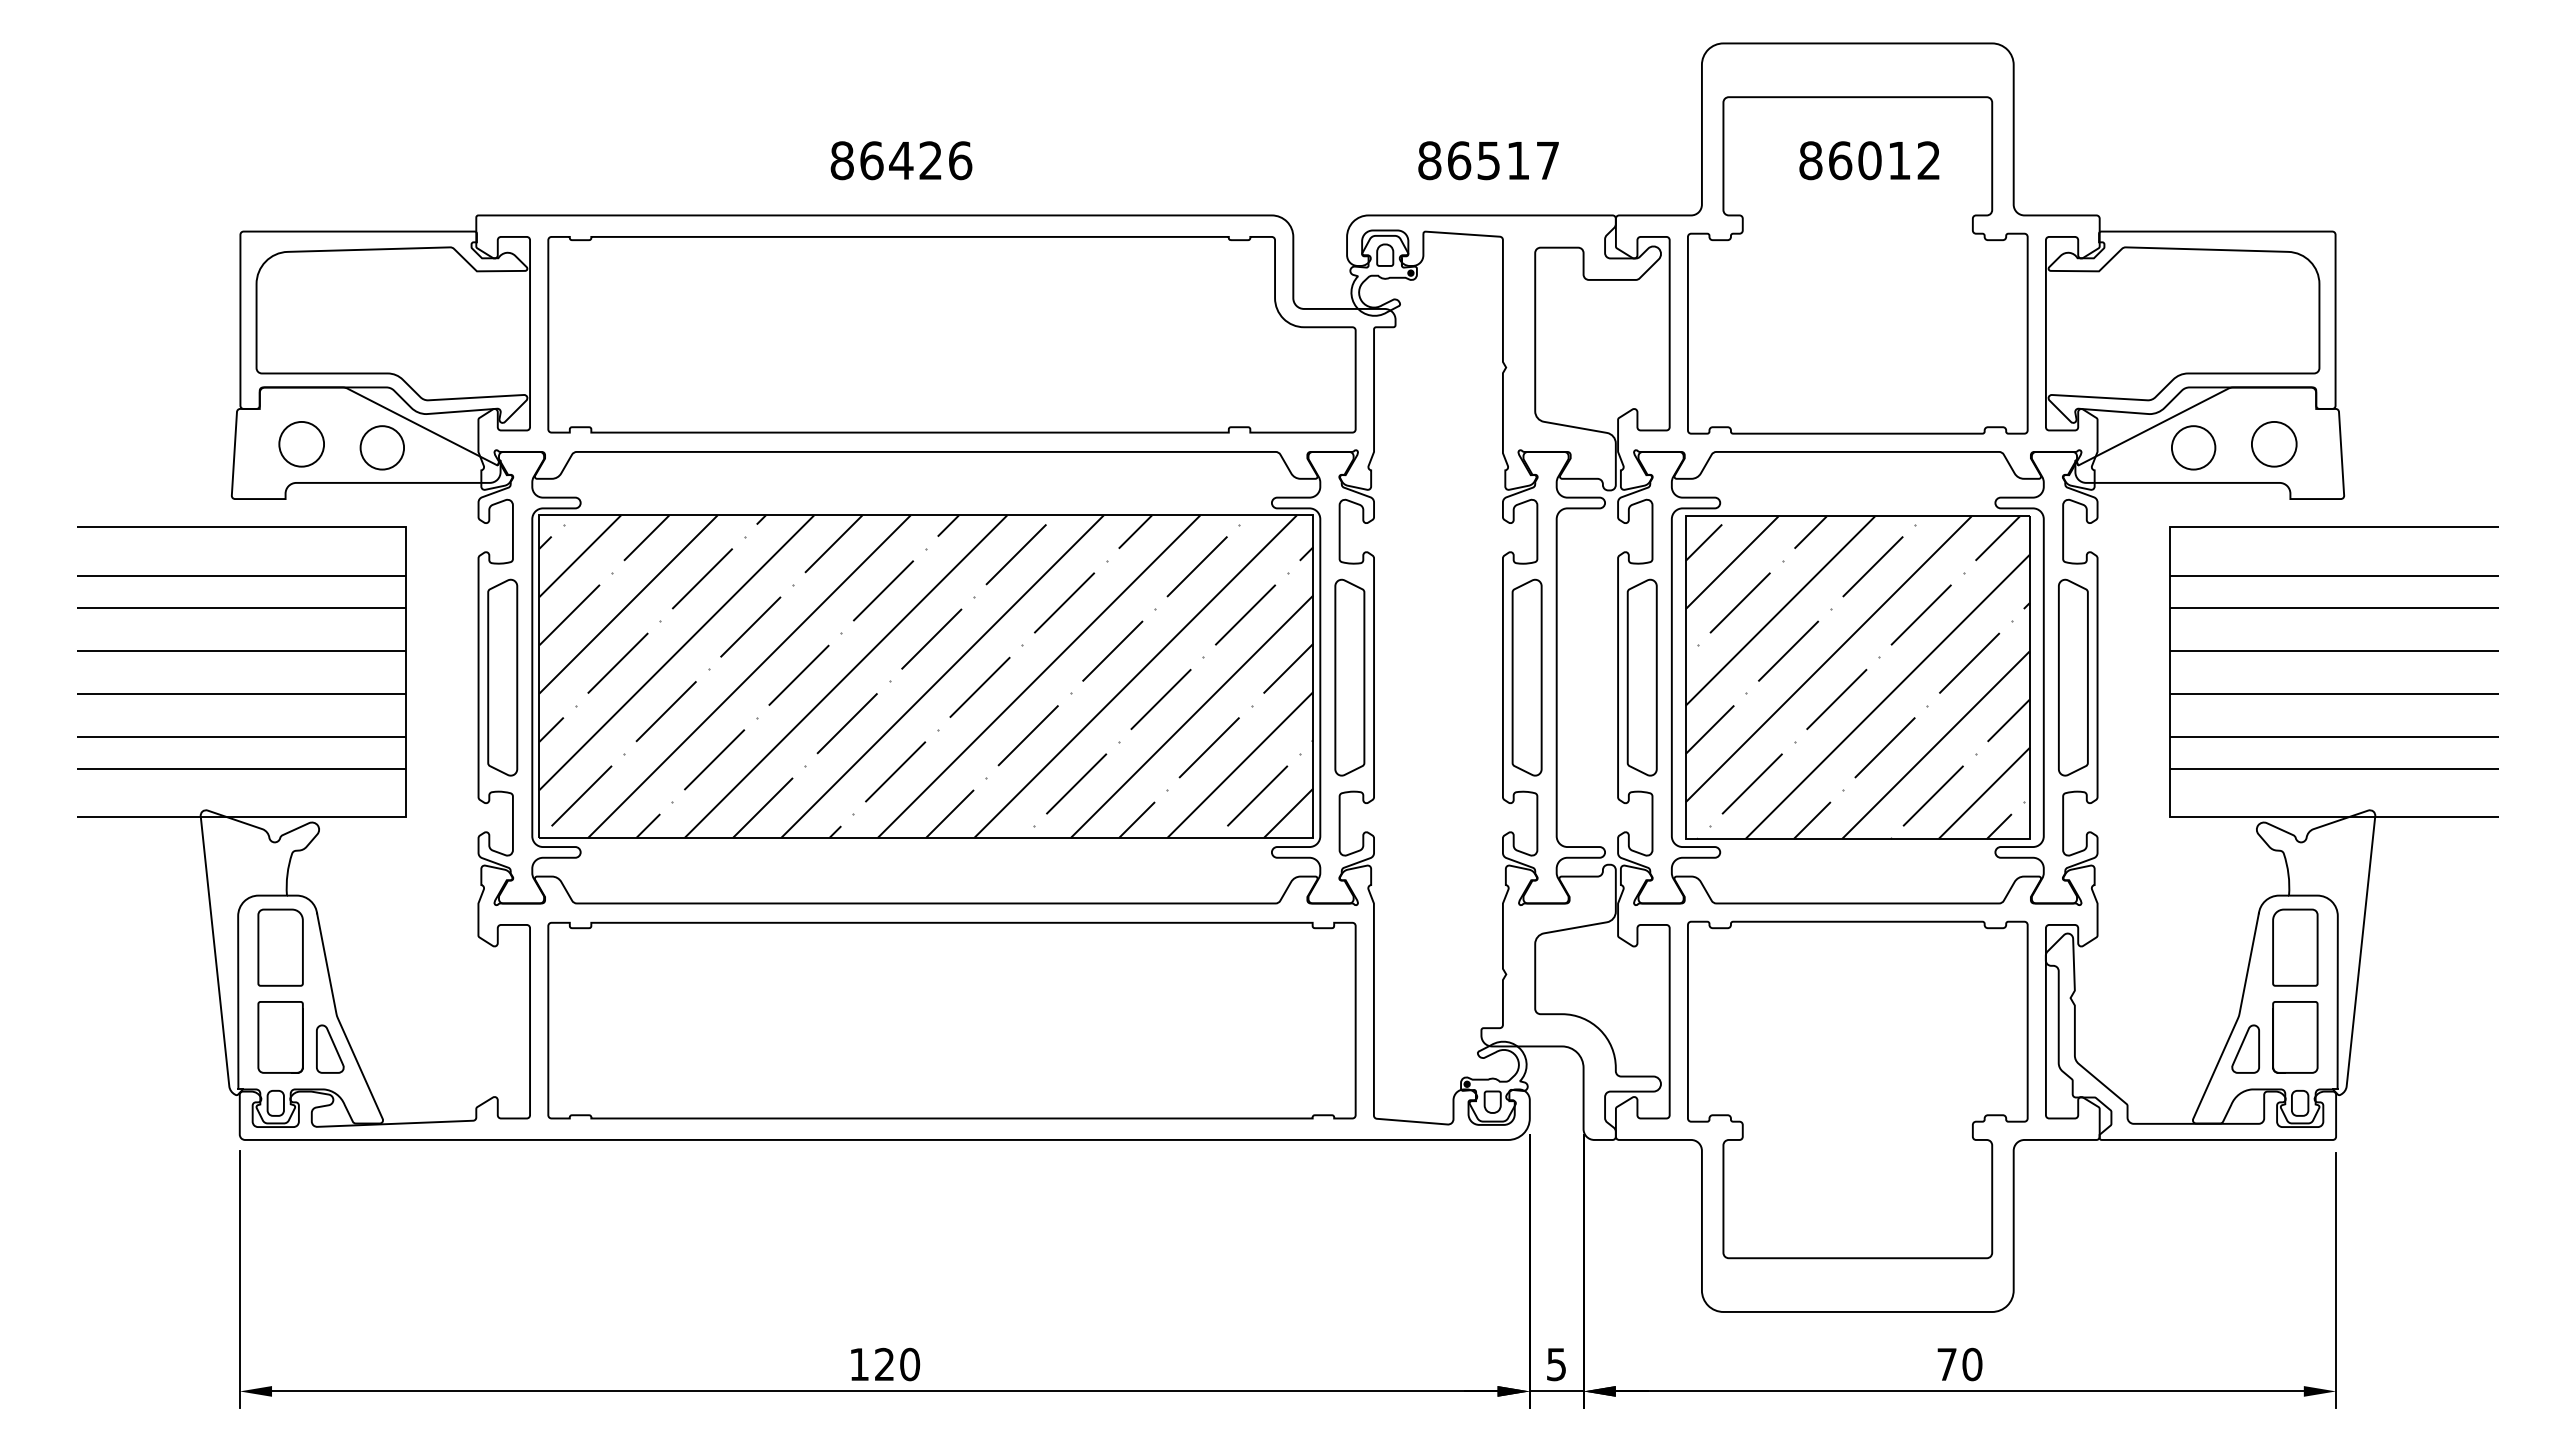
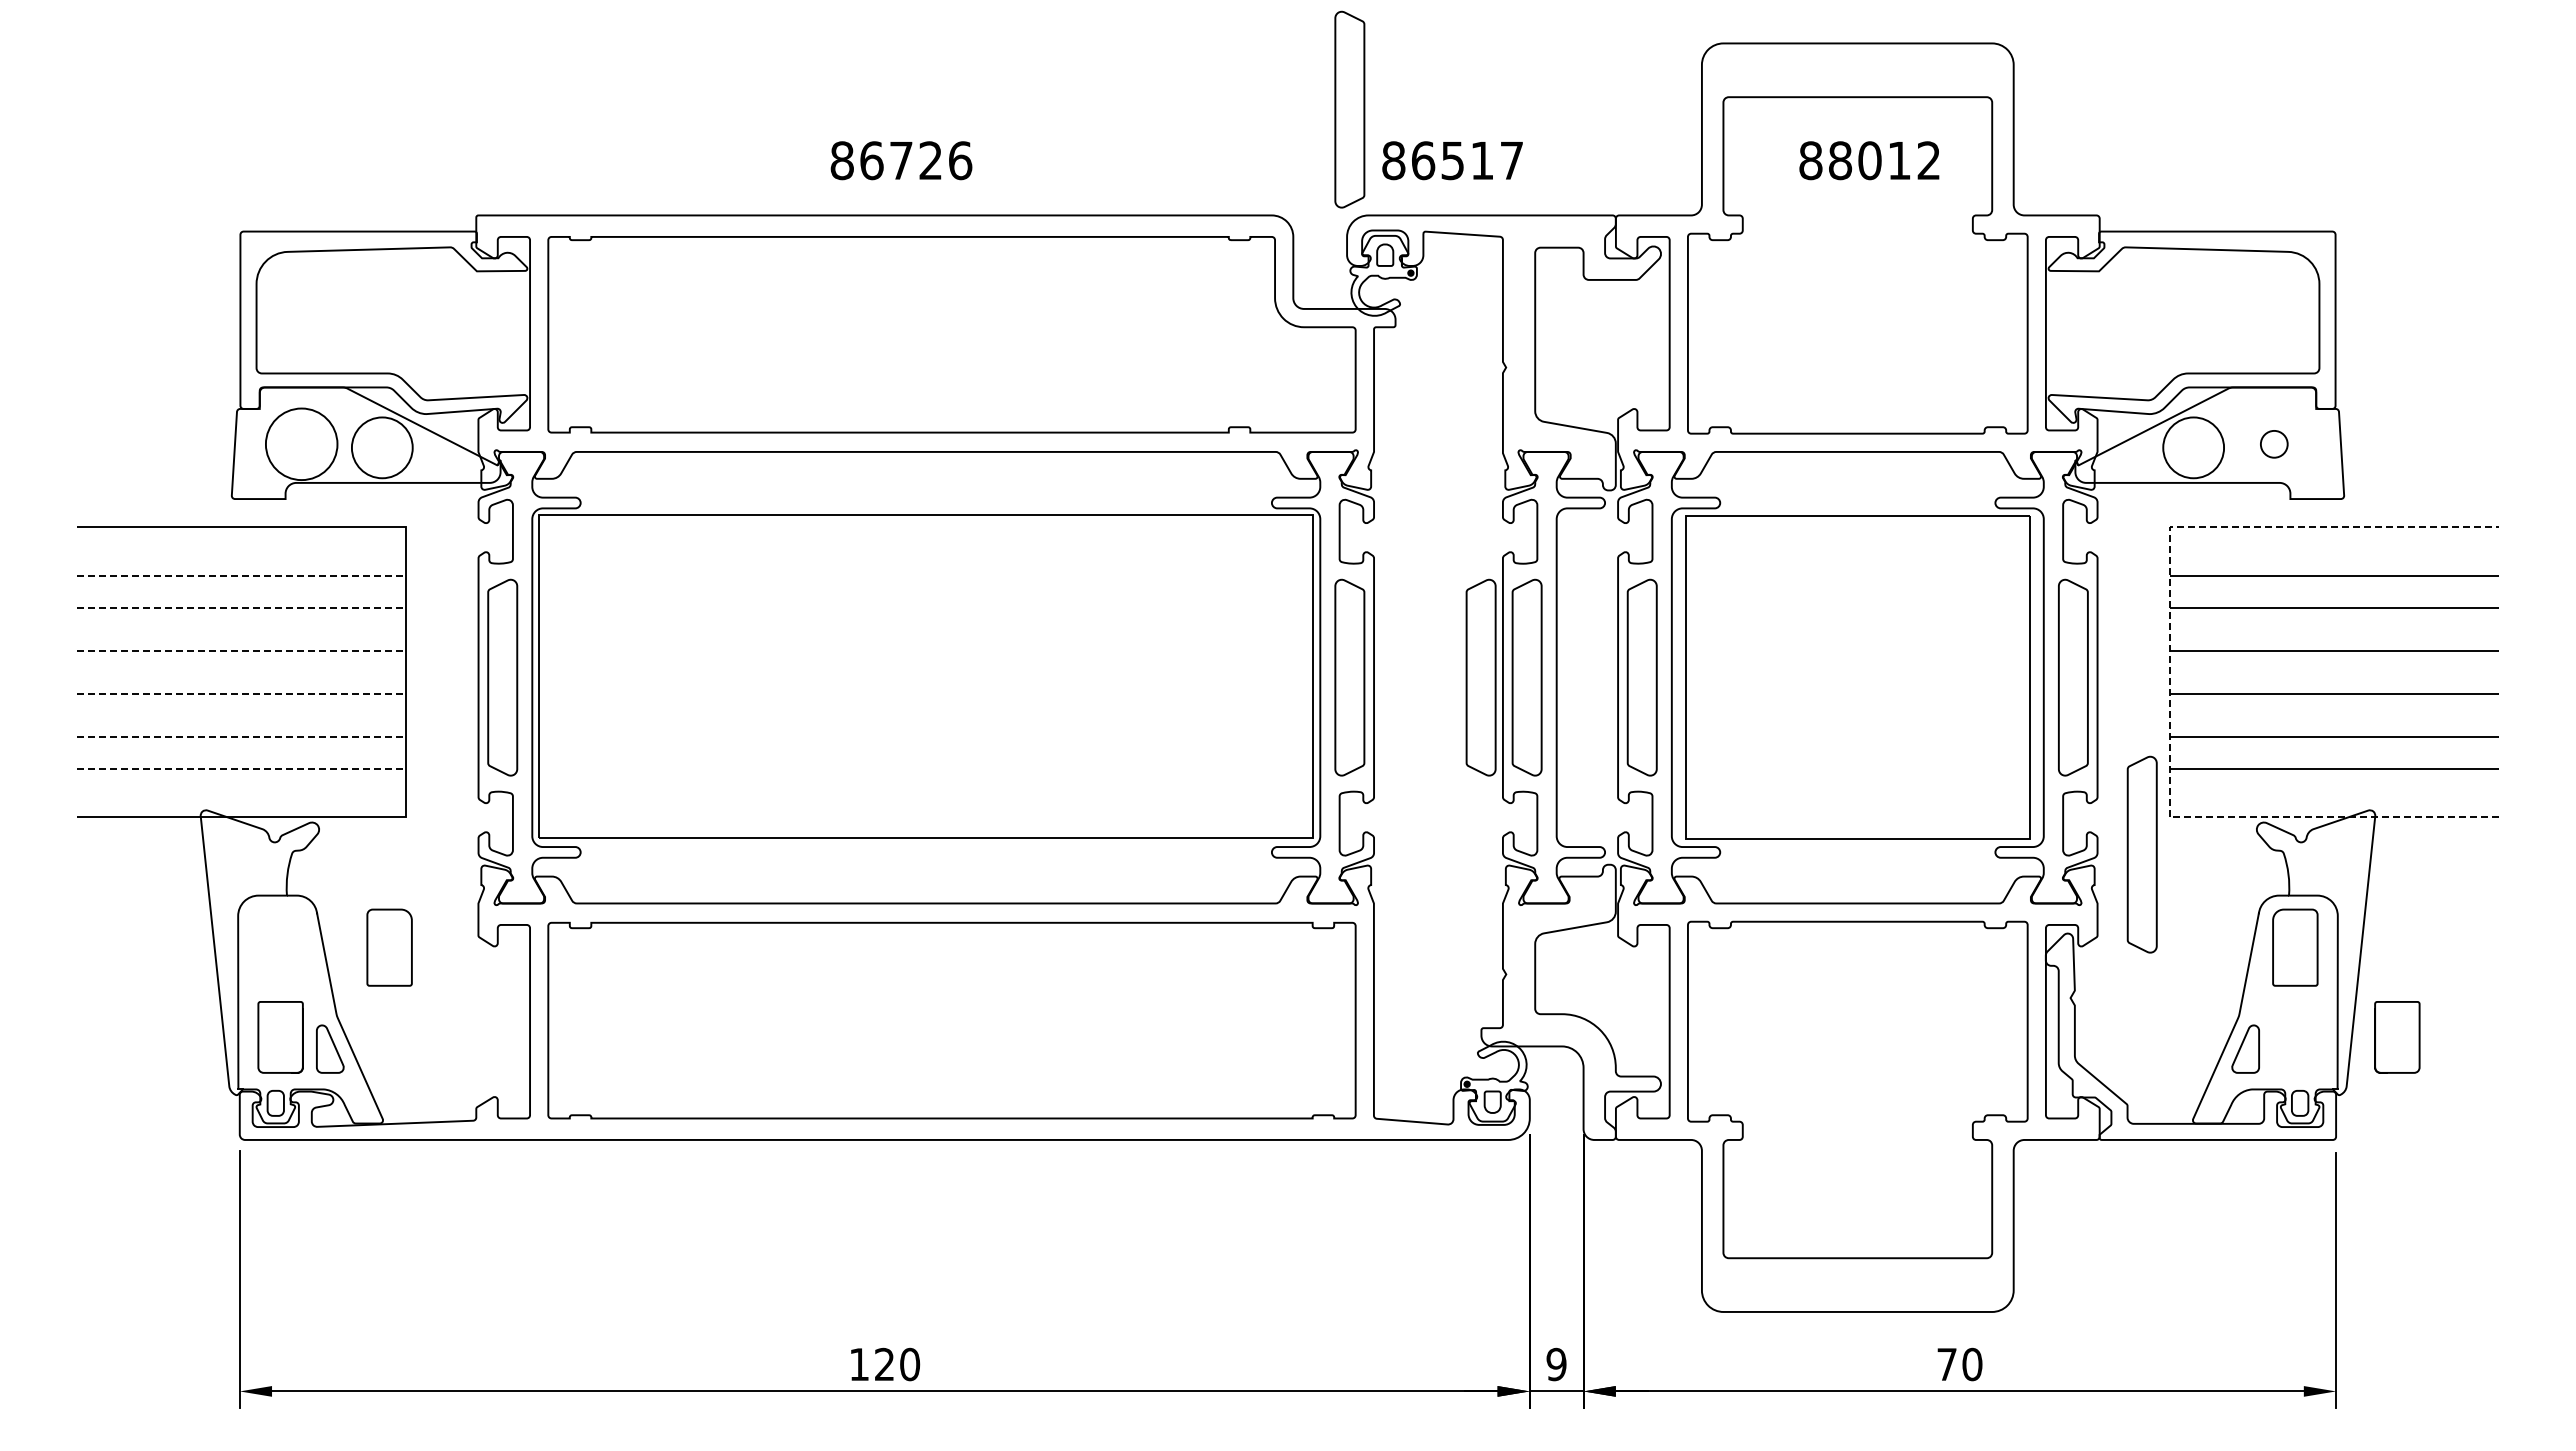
part: none -> present (1349, 109)
text: 86426 -> 86726 (901, 160)
text position: (1488, 160) -> (1452, 160) (1452, 160)
text: 86012 -> 88012 (1840, 160)
circle diameter: 45 px -> 72 px (301, 444)
circle diameter: 45 px -> 27 px (2273, 443)
circle diameter: 43 px -> 61 px (381, 447)
circle diameter: 43 px -> 61 px (2193, 447)
line: solid -> dashed (241, 575)
line: solid -> dashed (241, 607)
line: solid -> dashed (241, 650)
line: solid -> dashed (2169, 671)
hatch: present -> none (926, 676)
part: none -> present (1480, 677)
hatch: present -> none (1857, 677)
line: solid -> dashed (241, 693)
line: solid -> dashed (241, 736)
line: solid -> dashed (241, 769)
part: none -> present (2141, 854)
part position: (280, 947) -> (389, 947) (389, 947)
part position: (2295, 1037) -> (2397, 1037) (2397, 1037)
text: 5 -> 9 (1556, 1363)
